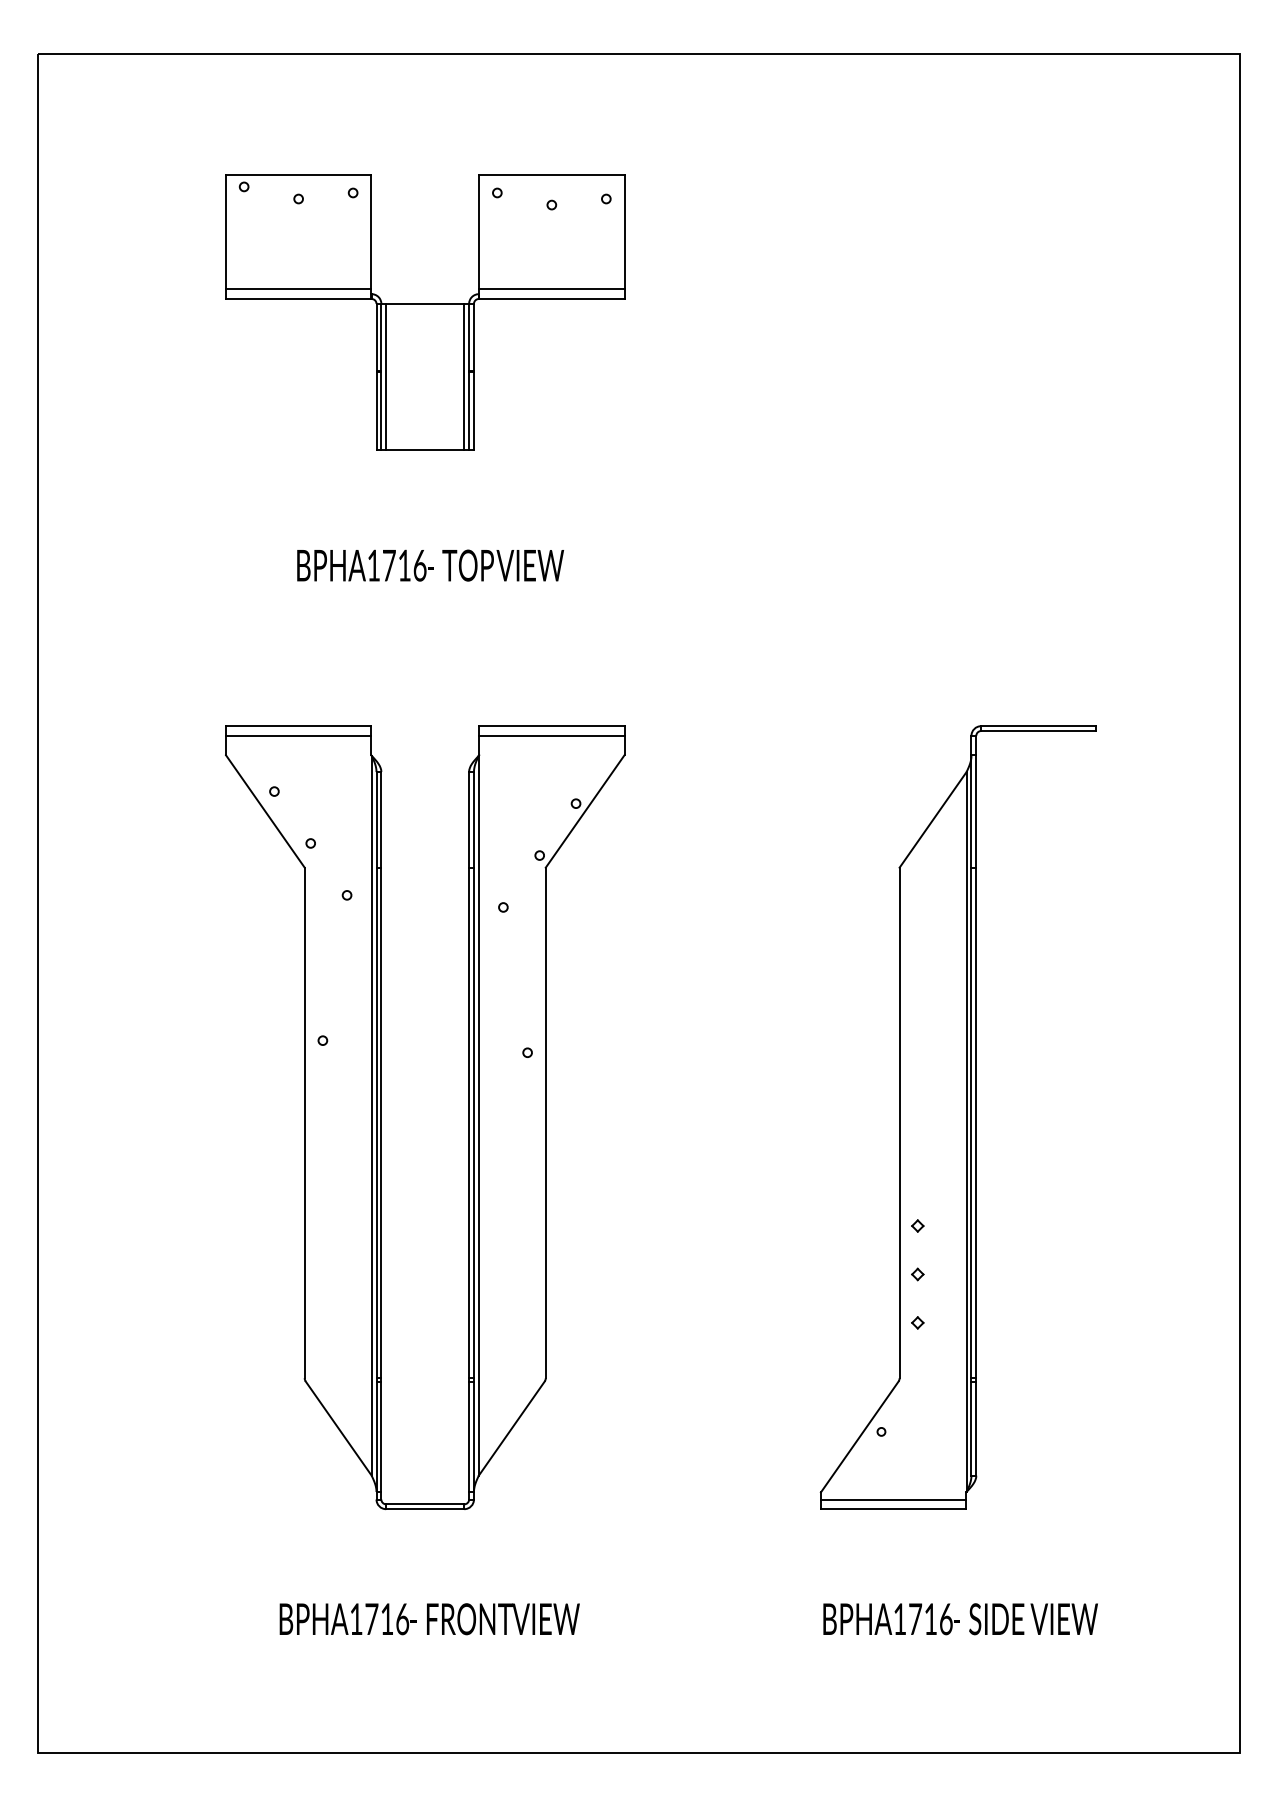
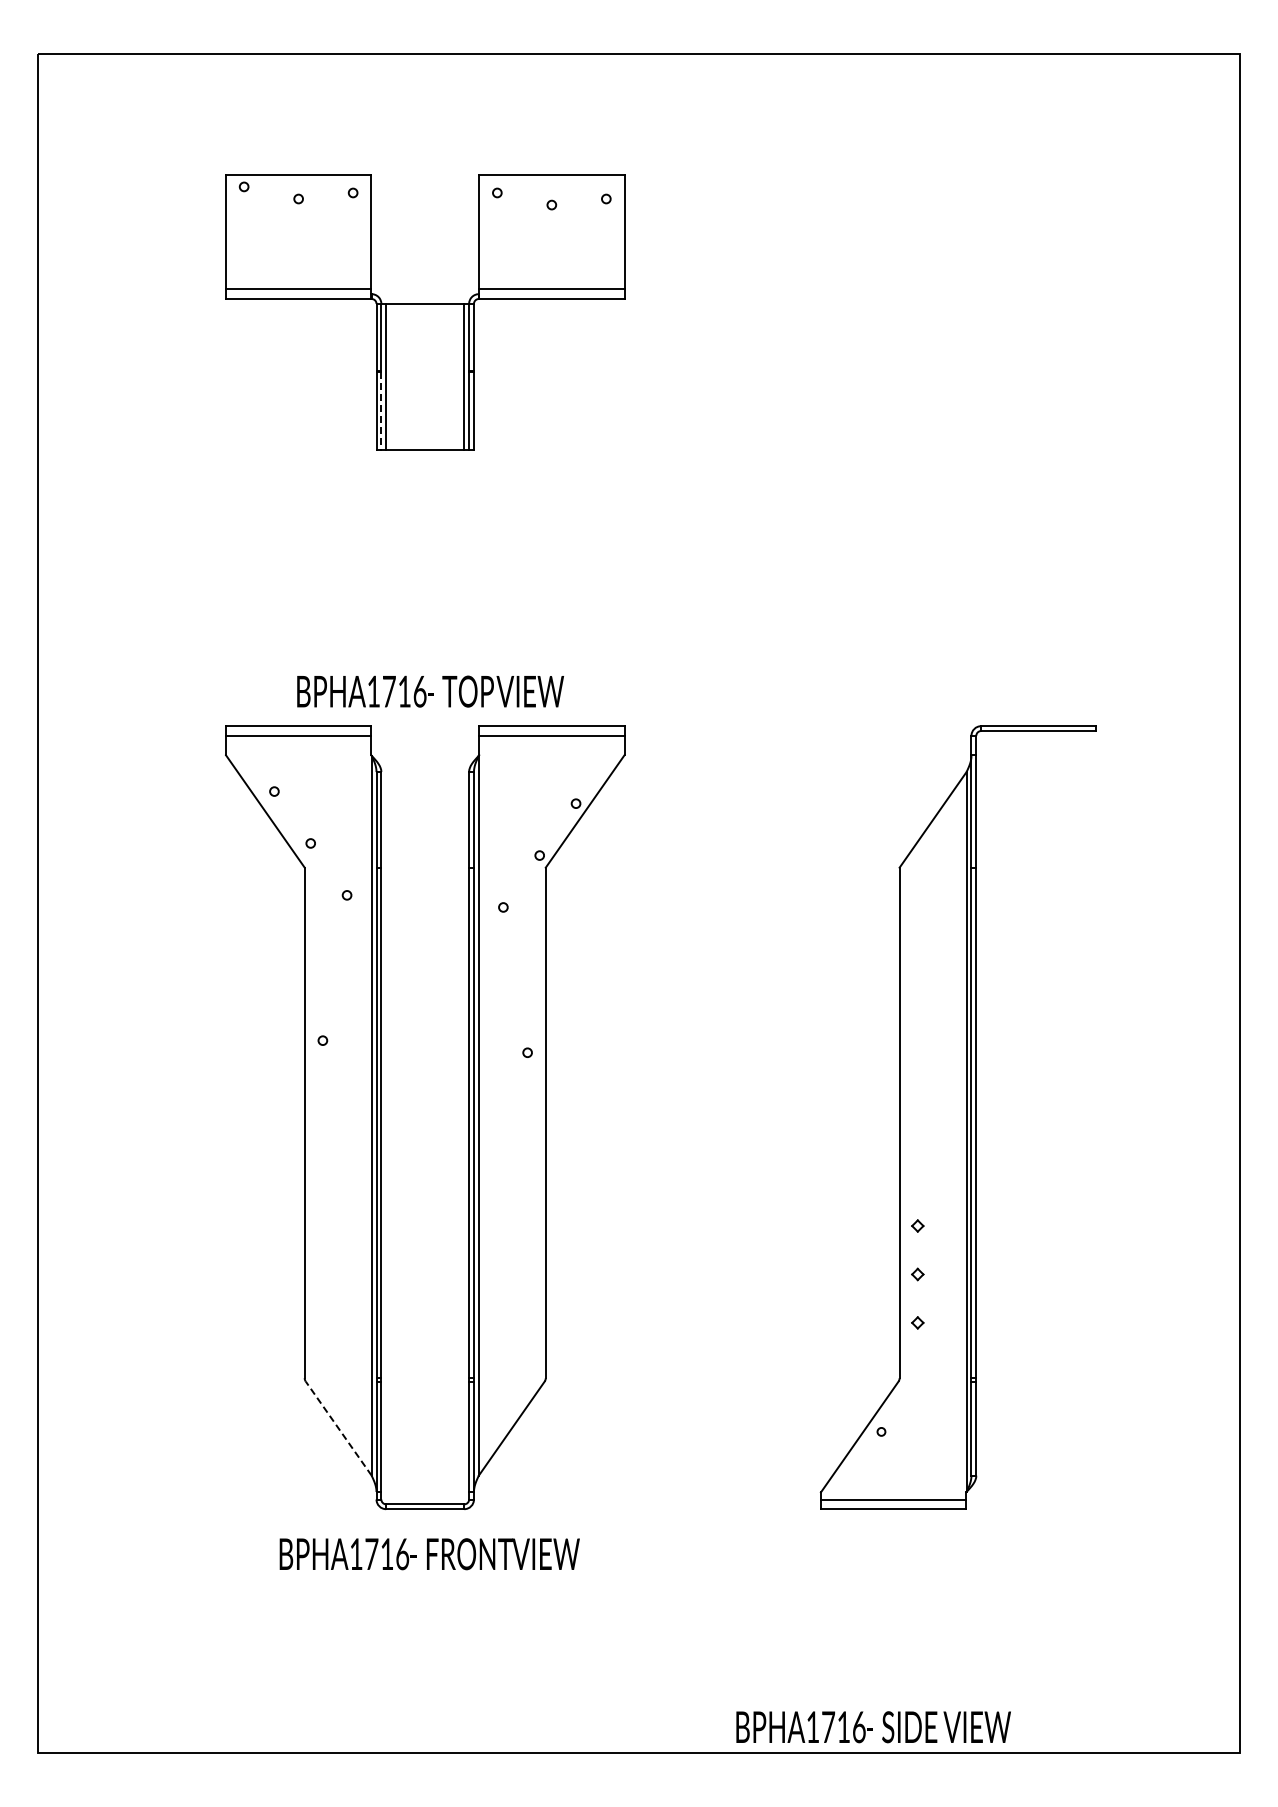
line: solid -> dashed (381, 410)
text position: (430, 565) -> (430, 691) (430, 691)
line: solid -> dashed (338, 1428)
text position: (429, 1619) -> (429, 1554) (429, 1554)
text position: (960, 1619) -> (873, 1727) (873, 1727)
